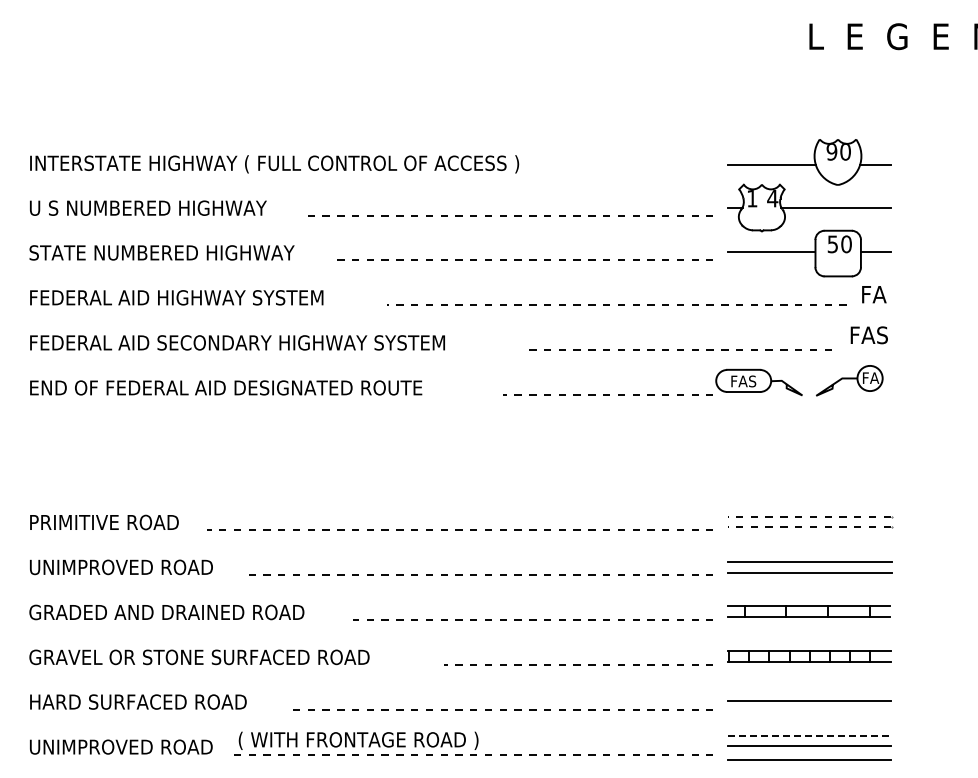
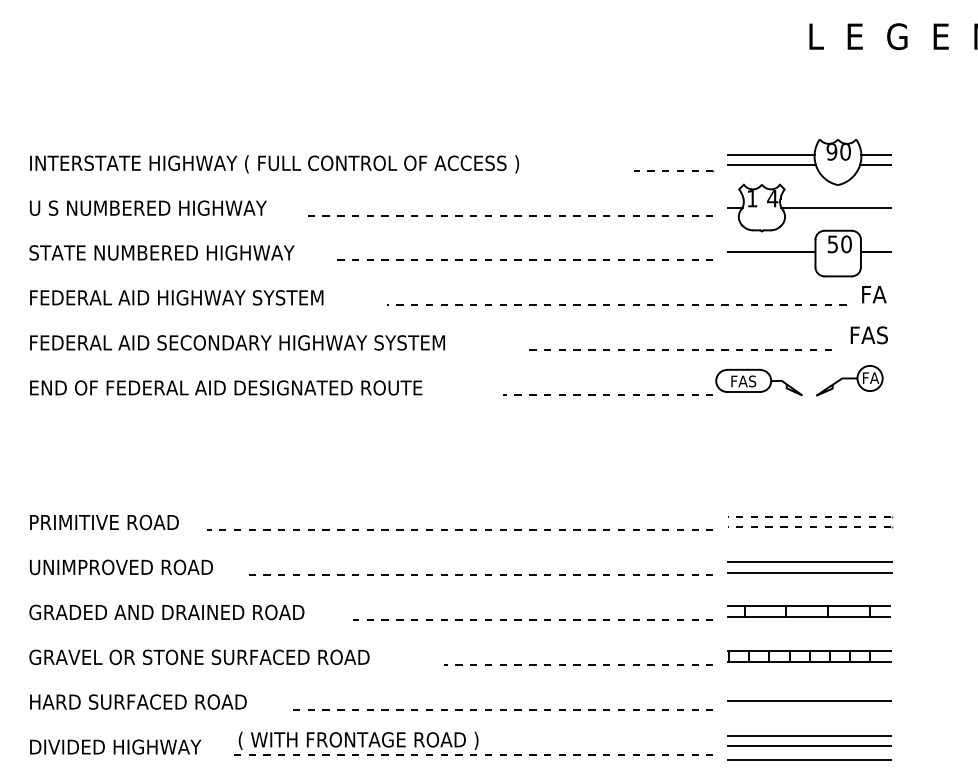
line: none -> present (770, 154)
line: none -> present (875, 154)
line: none -> present (677, 171)
line: dashed -> solid (809, 736)
text: UNIMPROVED ROAD -> DIVIDED HIGHWAY (120, 746)
